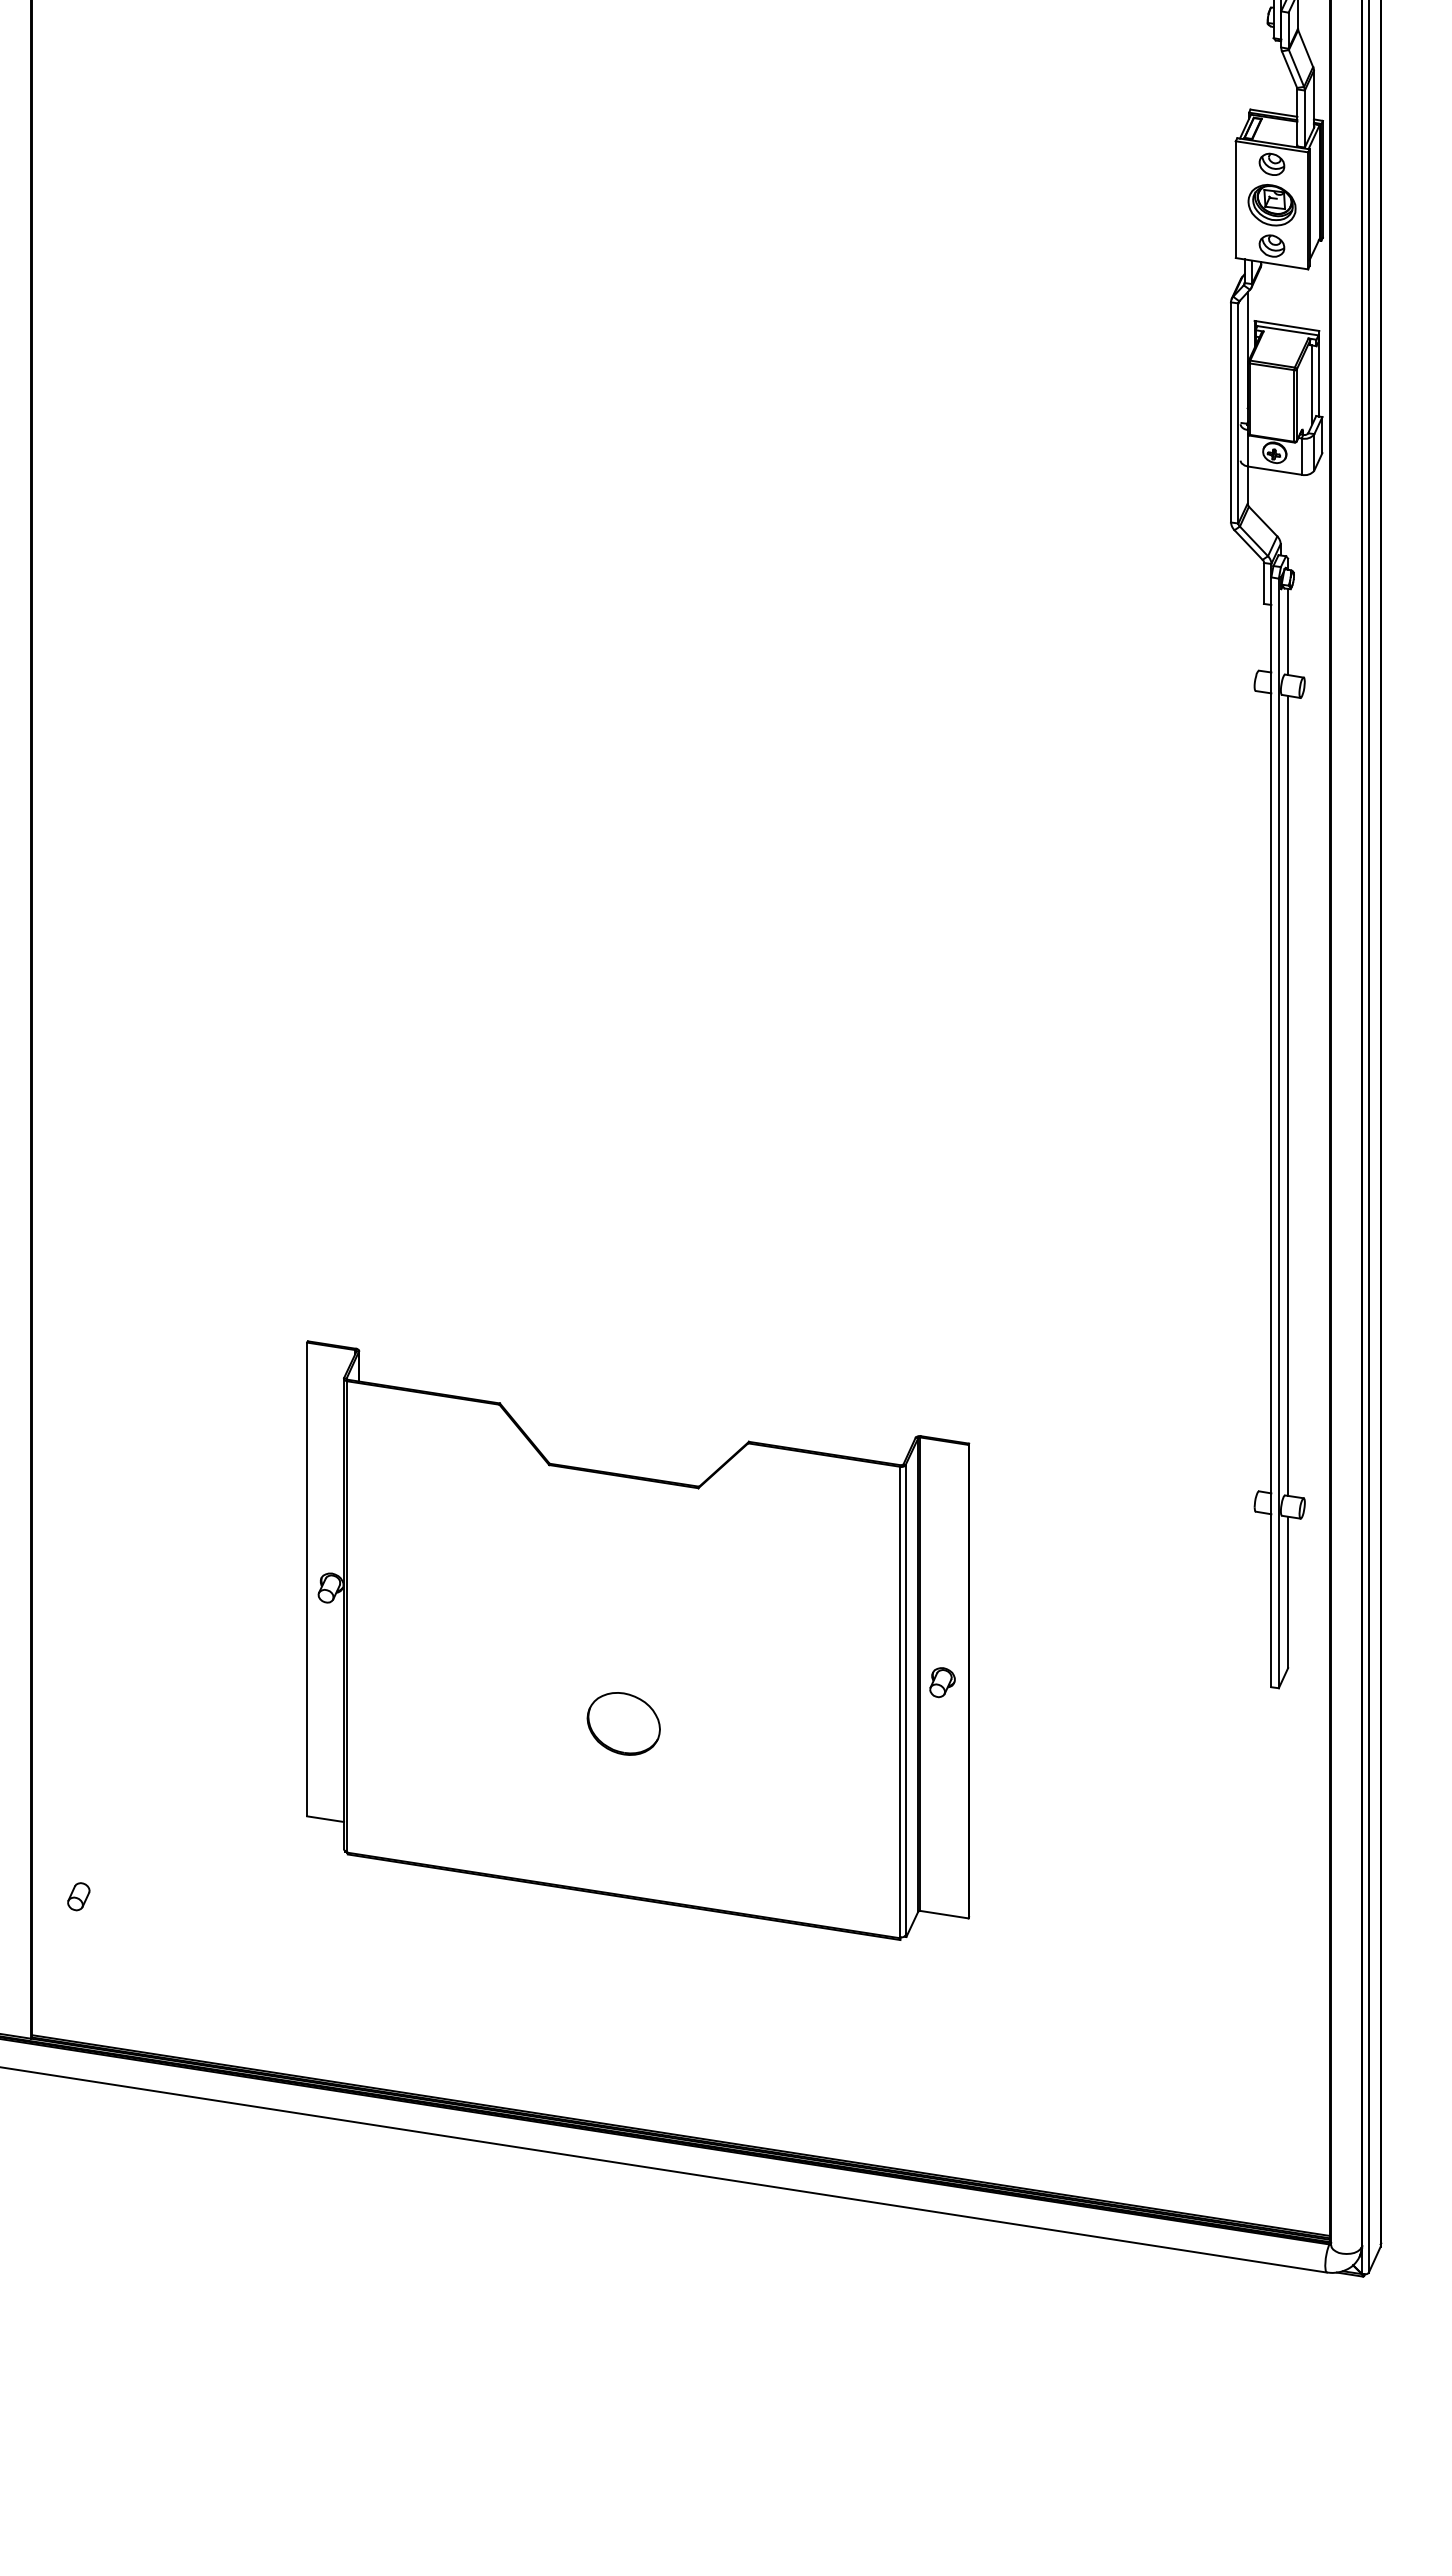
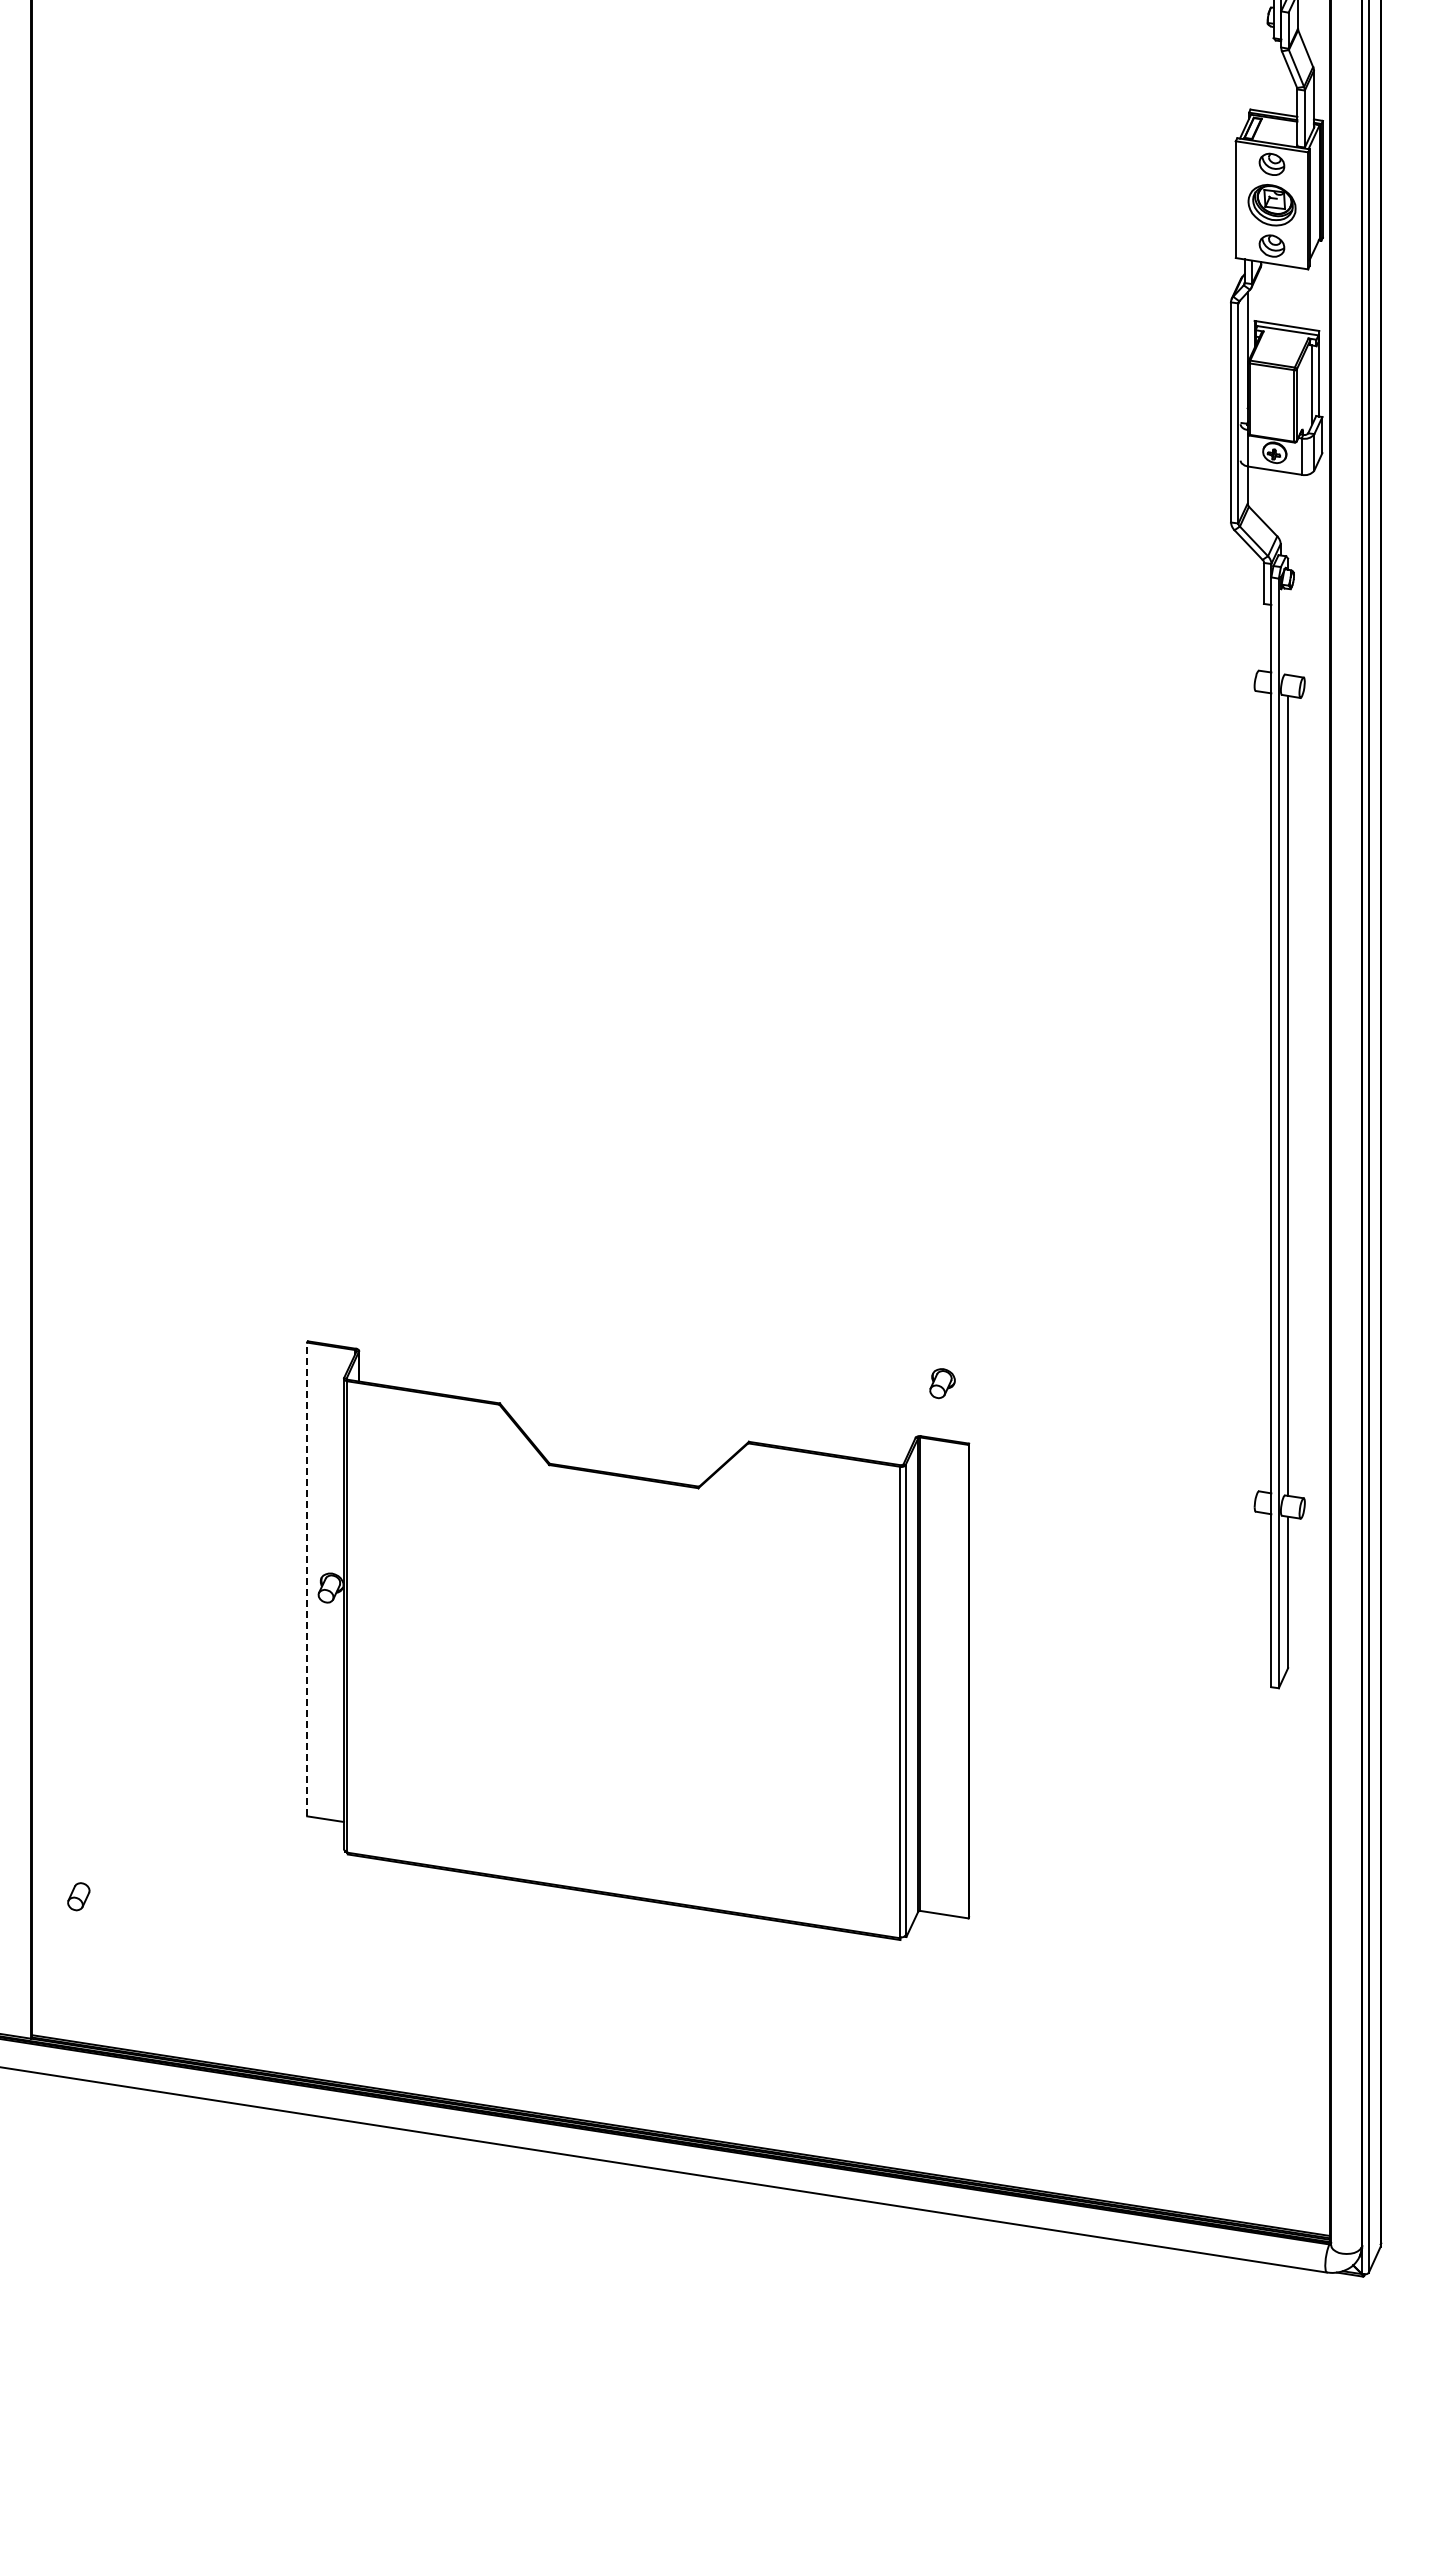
line: present -> none (1288, 631)
line: solid -> dashed (307, 1579)
part position: (942, 1682) -> (942, 1383) (942, 1383)
part: present -> none (623, 1723)
